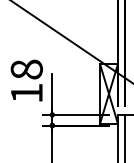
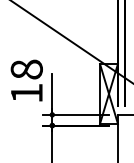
line: present -> none (125, 136)
